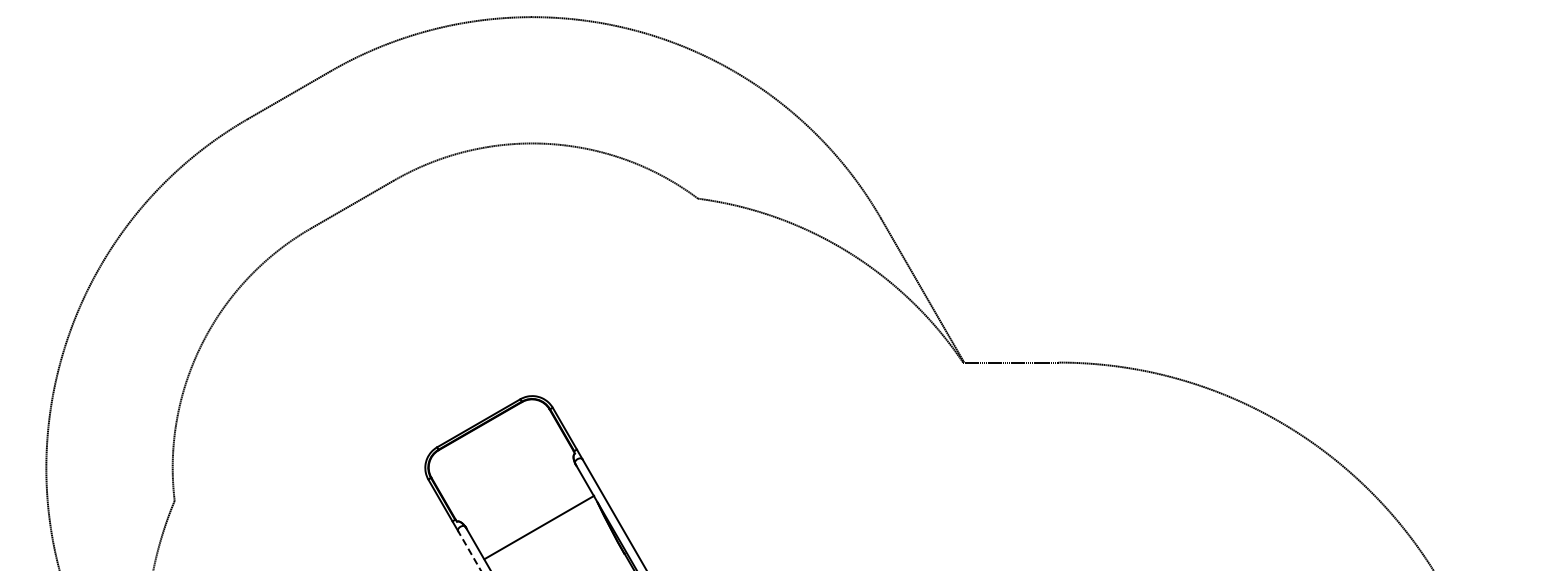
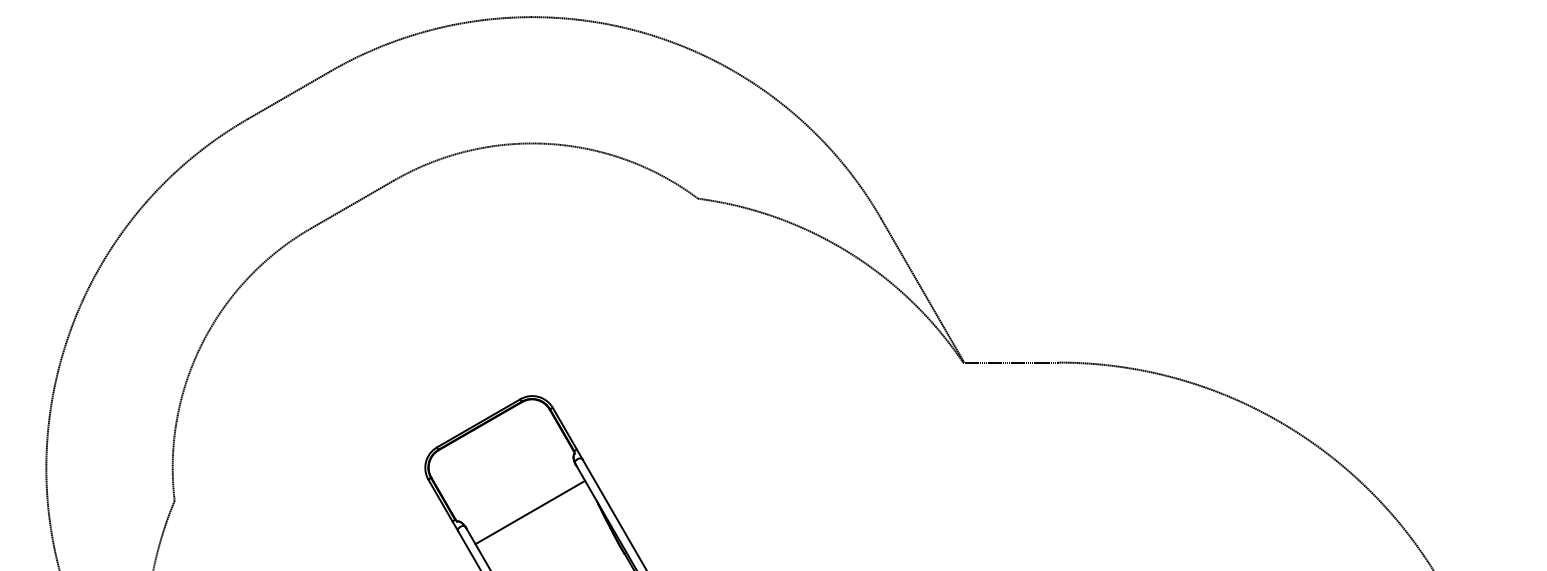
line position: (539, 527) -> (530, 512) (530, 512)
line: dashed -> solid (469, 551)
